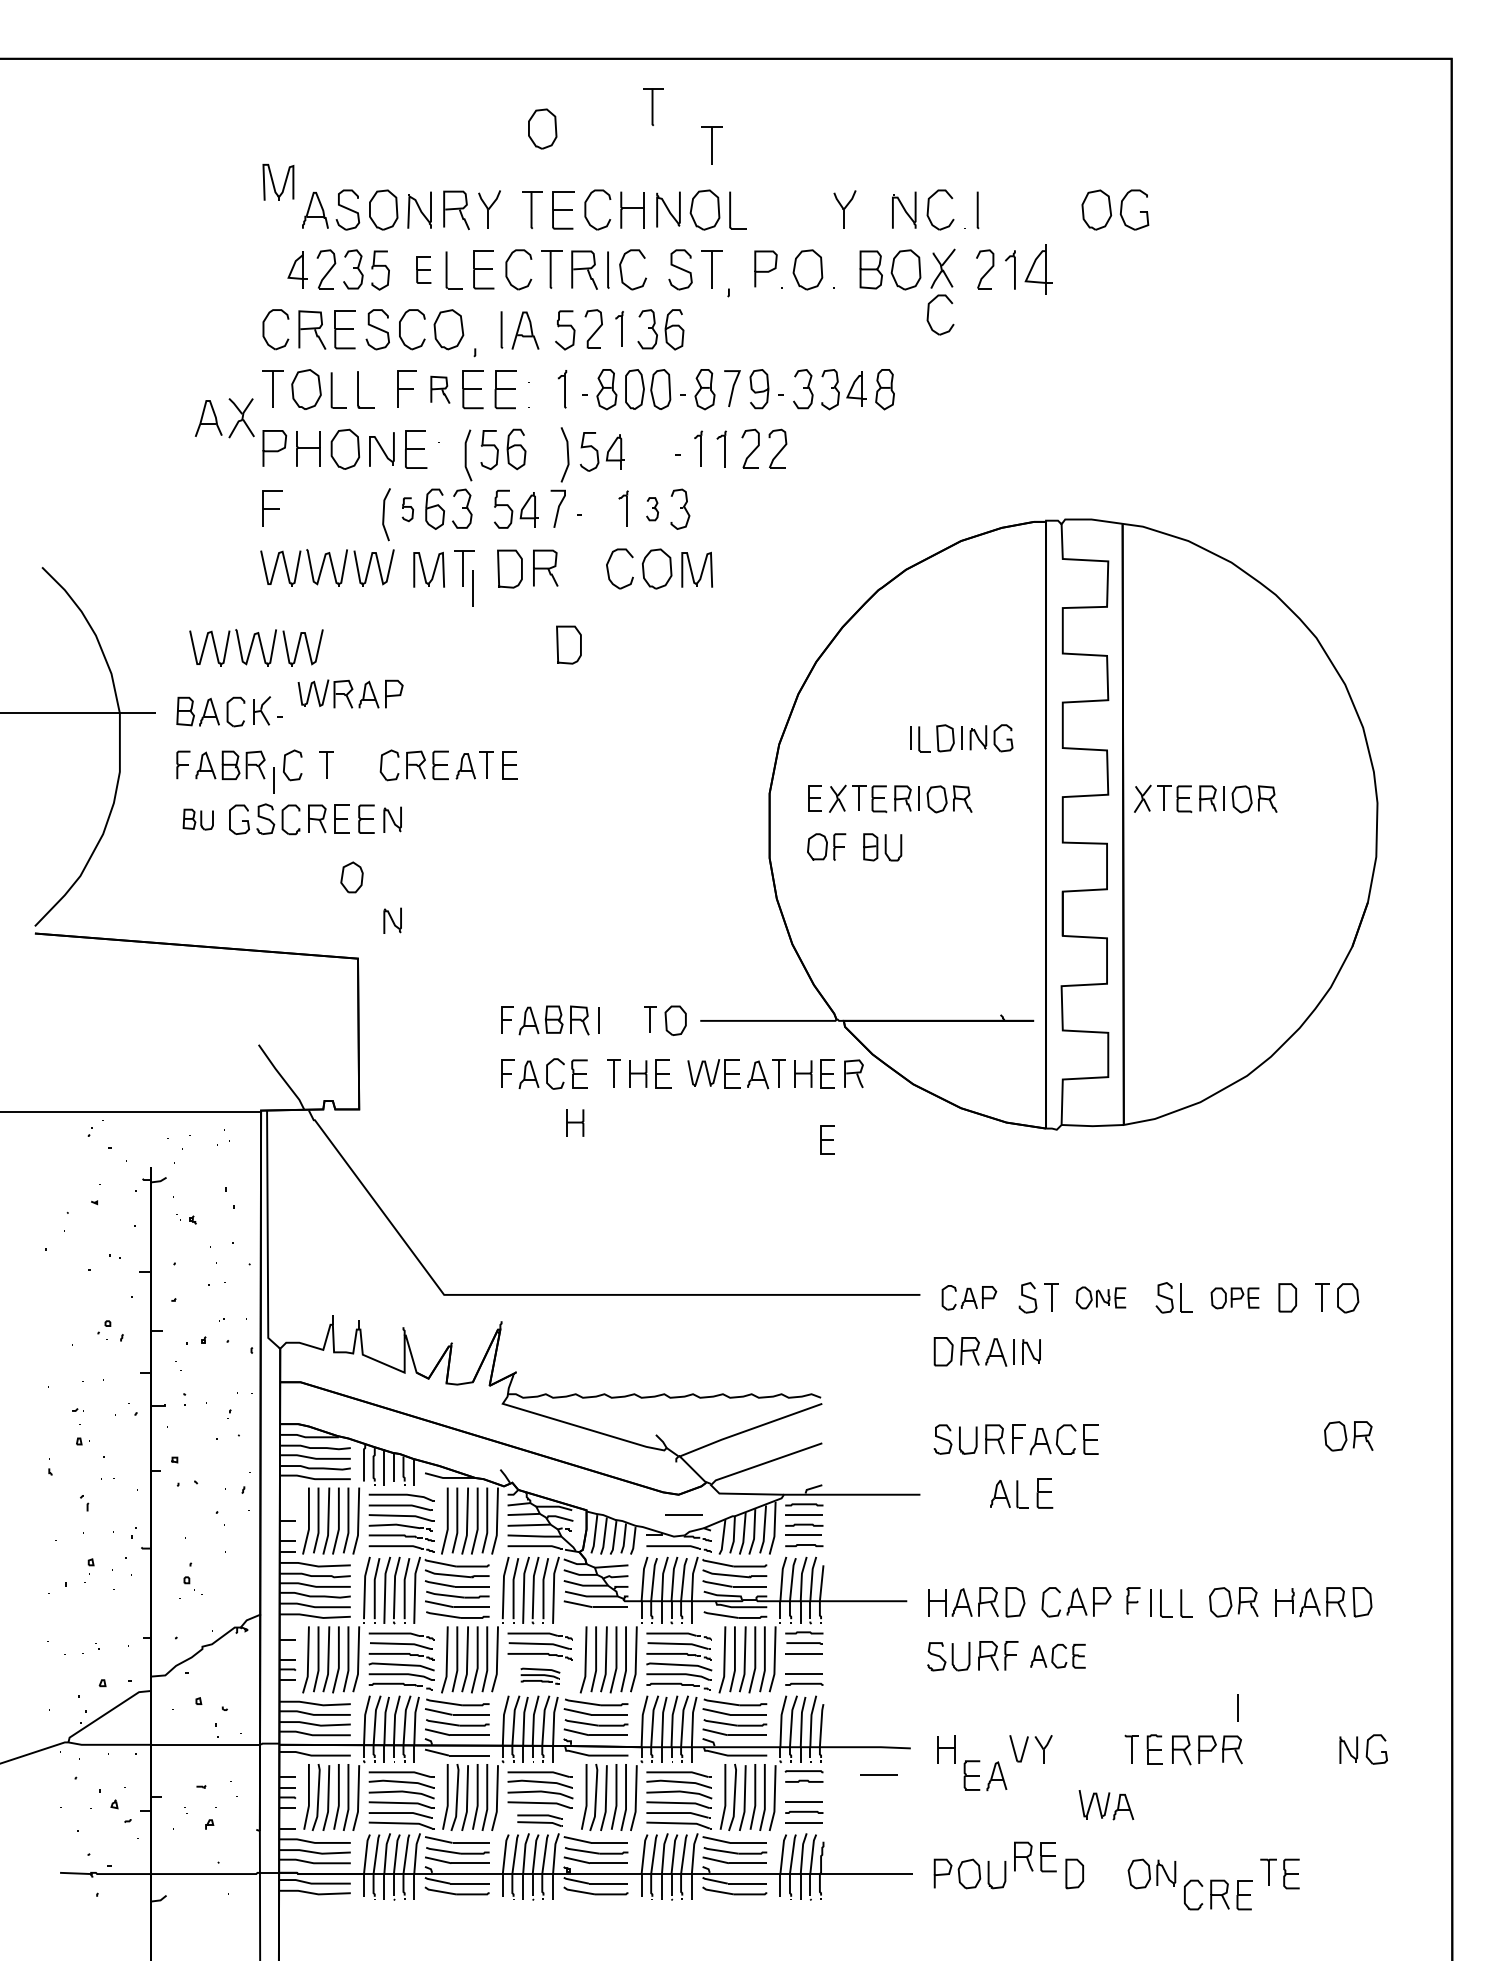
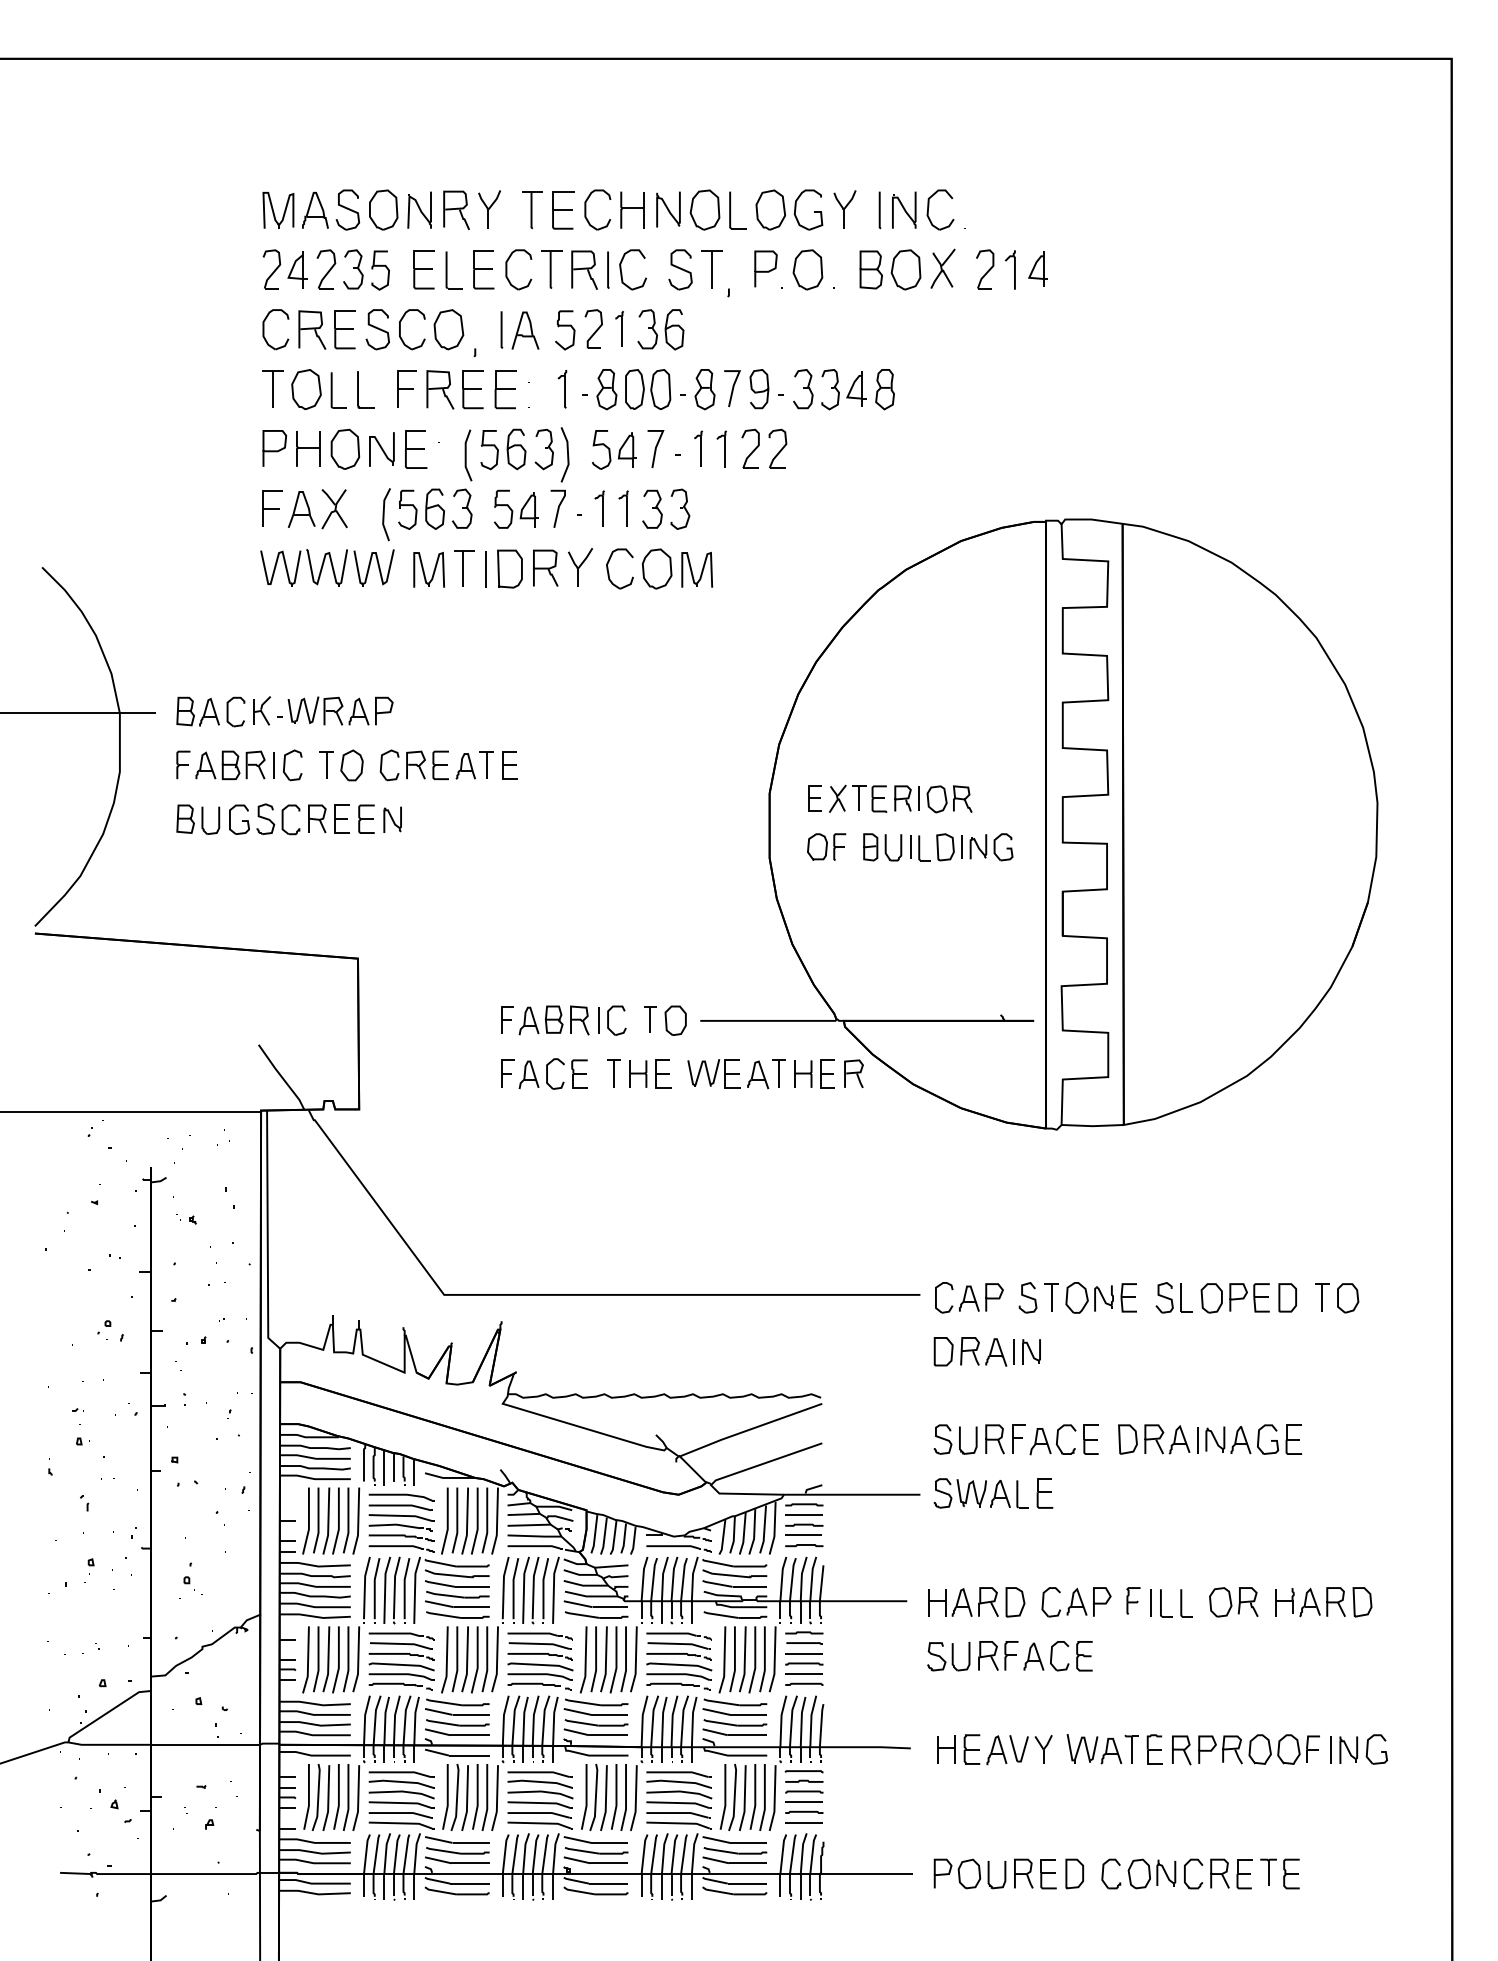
part: present -> none (653, 106)
part: present -> none (542, 128)
part: present -> none (711, 145)
part position: (278, 181) -> (278, 209) (278, 209)
part position: (1115, 209) -> (789, 209) (789, 209)
line position: (977, 210) -> (879, 210) (879, 210)
part: none -> present (271, 269)
part size: 16x28 px -> 22x40 px (423, 269)
part size: 29x51 px -> 20x36 px (1037, 268)
part: present -> none (929, 312)
part size: 21x29 px -> 29x40 px (440, 389)
part position: (217, 419) -> (310, 510) (310, 510)
line: none -> present (655, 448)
part: none -> present (543, 449)
part position: (602, 451) -> (614, 449) (614, 449)
part: none -> present (599, 508)
part size: 13x26 px -> 20x41 px (407, 509)
part size: 13x25 px -> 21x40 px (652, 508)
part: none -> present (580, 567)
line position: (472, 588) -> (485, 569) (485, 569)
curve: present -> none (558, 644)
part: present -> none (256, 647)
part position: (350, 693) -> (340, 710) (340, 710)
part position: (961, 738) -> (961, 847) (961, 847)
line position: (273, 780) -> (273, 765) (273, 765)
part: present -> none (1205, 798)
part size: 32x23 px -> 45x31 px (198, 819)
part position: (351, 877) -> (351, 765) (351, 765)
part: present -> none (392, 920)
part: none -> present (608, 1020)
part: present -> none (575, 1122)
part: present -> none (827, 1139)
part size: 57x26 px -> 69x32 px (969, 1297)
part size: 52x24 px -> 72x32 px (1100, 1297)
part size: 50x23 px -> 70x31 px (1234, 1298)
part: present -> none (1348, 1436)
part: none -> present (1210, 1439)
part: none -> present (959, 1493)
line: present -> none (683, 1514)
part: none -> present (596, 1614)
part size: 56x26 px -> 70x31 px (1057, 1656)
line: none -> present (804, 1663)
part size: 41x18 px -> 67x29 px (540, 1676)
line position: (1237, 1707) -> (1330, 1749) (1330, 1749)
part: none -> present (1283, 1749)
line: present -> none (878, 1774)
part position: (985, 1775) -> (985, 1749) (985, 1749)
line: none -> present (804, 1791)
part position: (1106, 1805) -> (1094, 1749) (1094, 1749)
part size: 46x13 px -> 66x18 px (539, 1820)
part position: (1035, 1856) -> (1035, 1873) (1035, 1873)
part: none -> present (1103, 1873)
part position: (1218, 1894) -> (1218, 1873) (1218, 1873)
